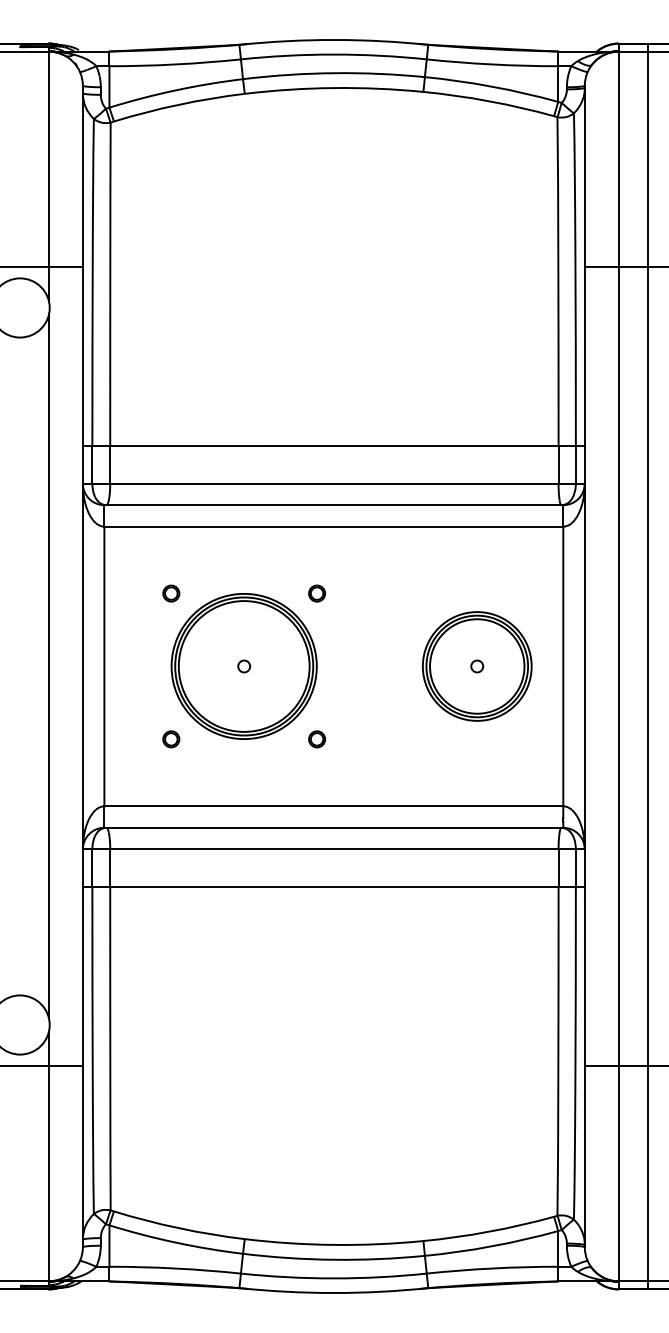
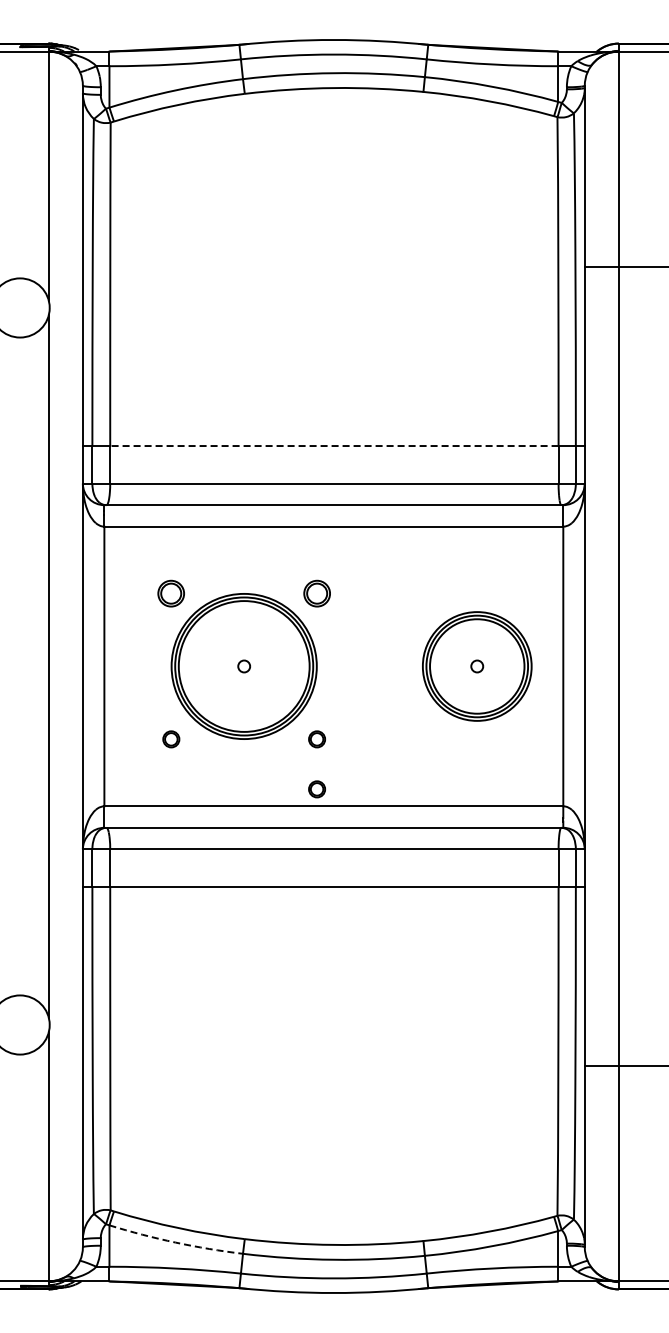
line: present -> none (42, 266)
line: solid -> dashed (333, 446)
circle size: 19x19 px -> 28x29 px (170, 593)
circle size: 18x19 px -> 28x29 px (316, 593)
line: present -> none (647, 666)
circle: none -> present (316, 789)
line: present -> none (42, 1066)
arc: solid -> dashed (175, 1242)
